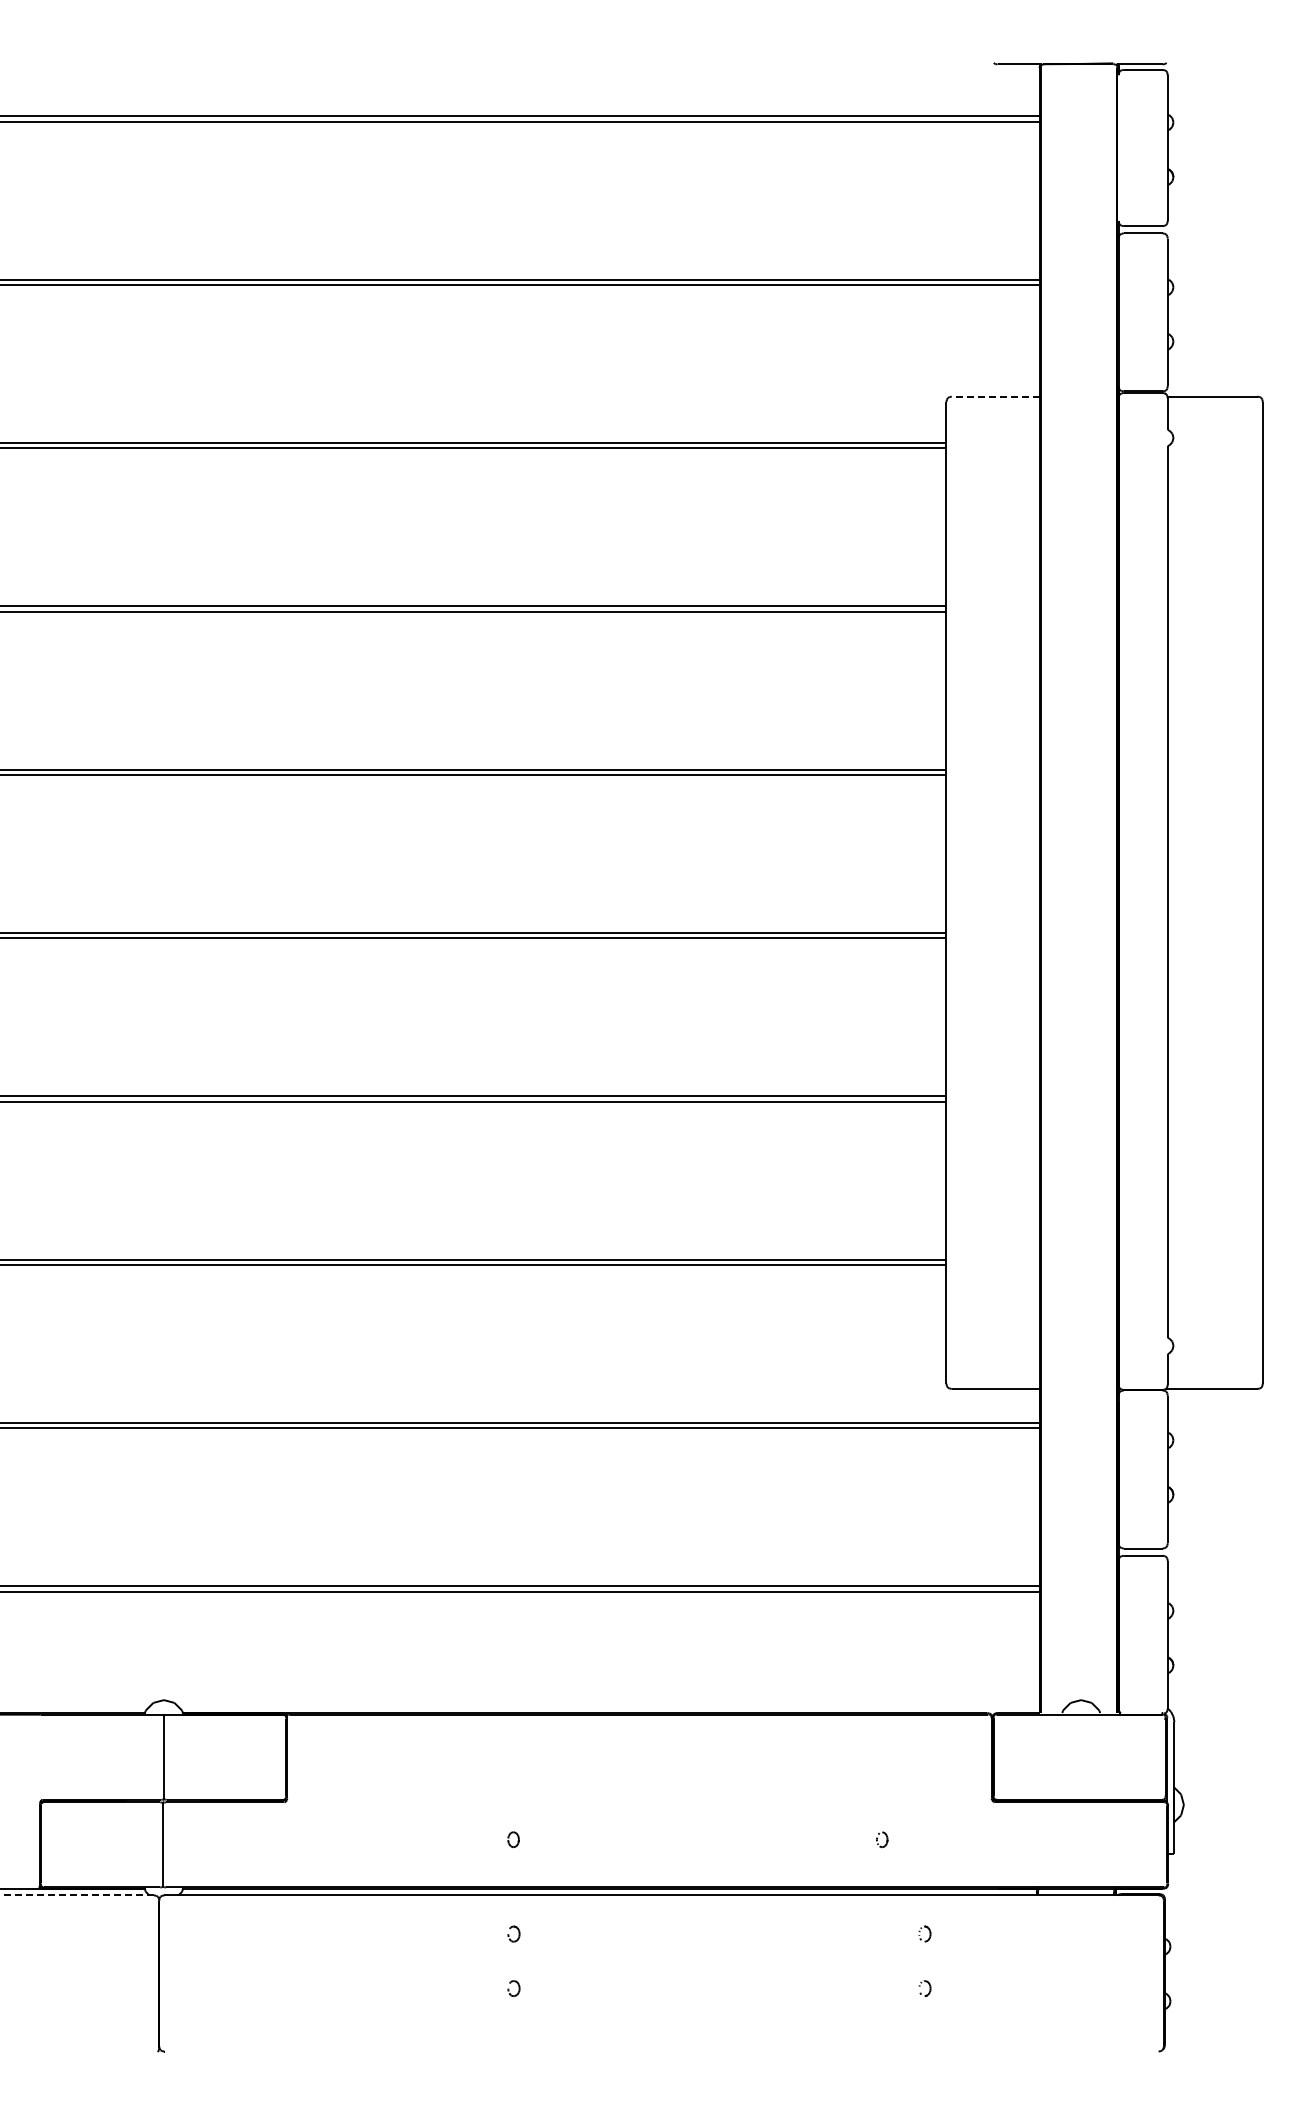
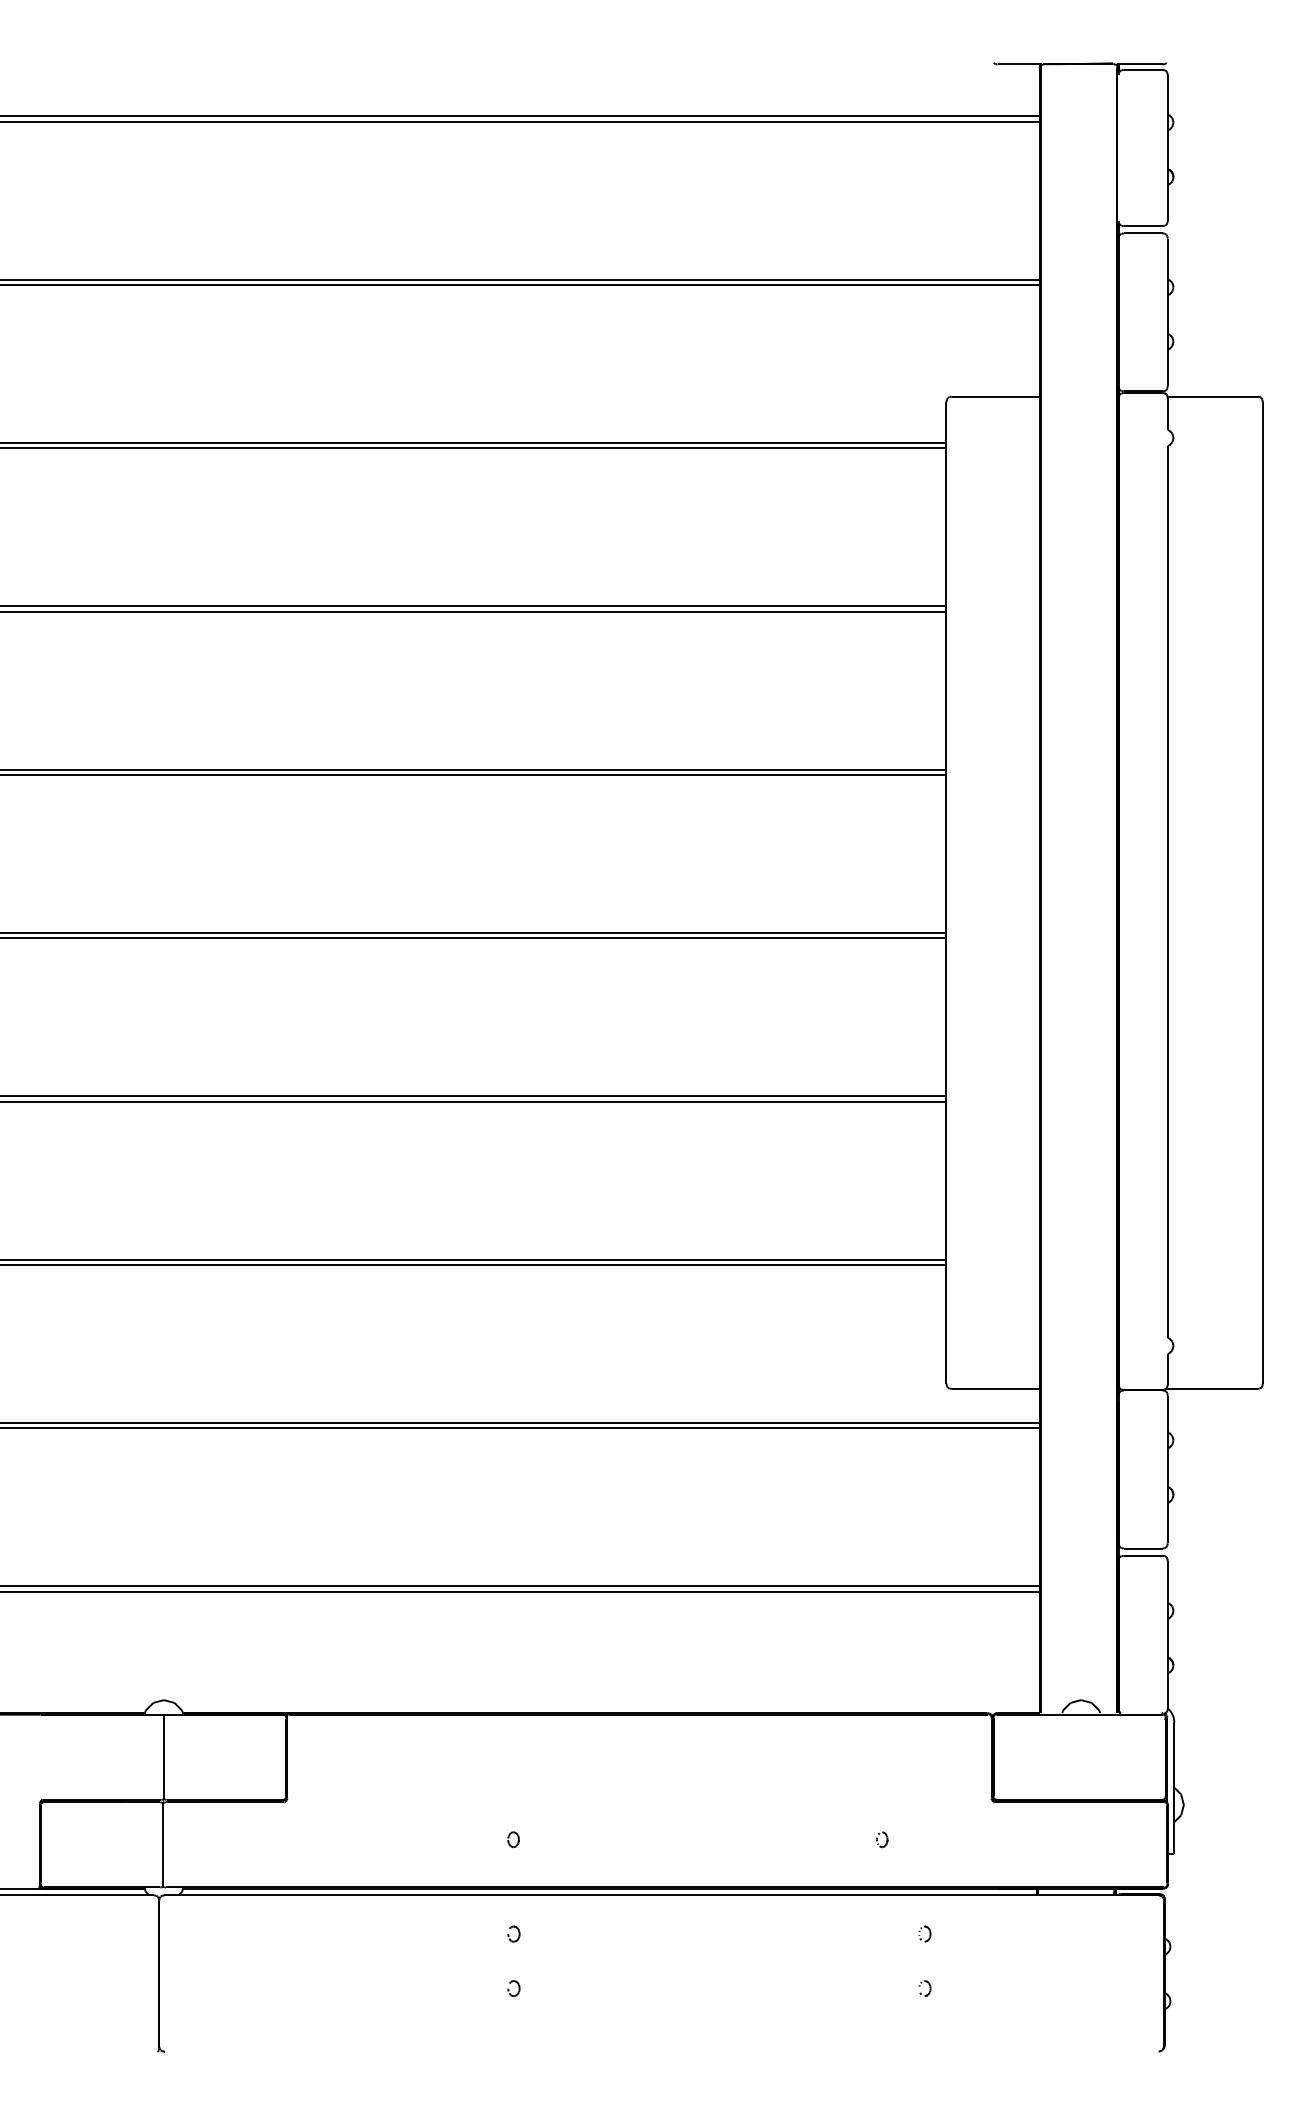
line: dashed -> solid (995, 396)
line: dashed -> solid (76, 1895)
